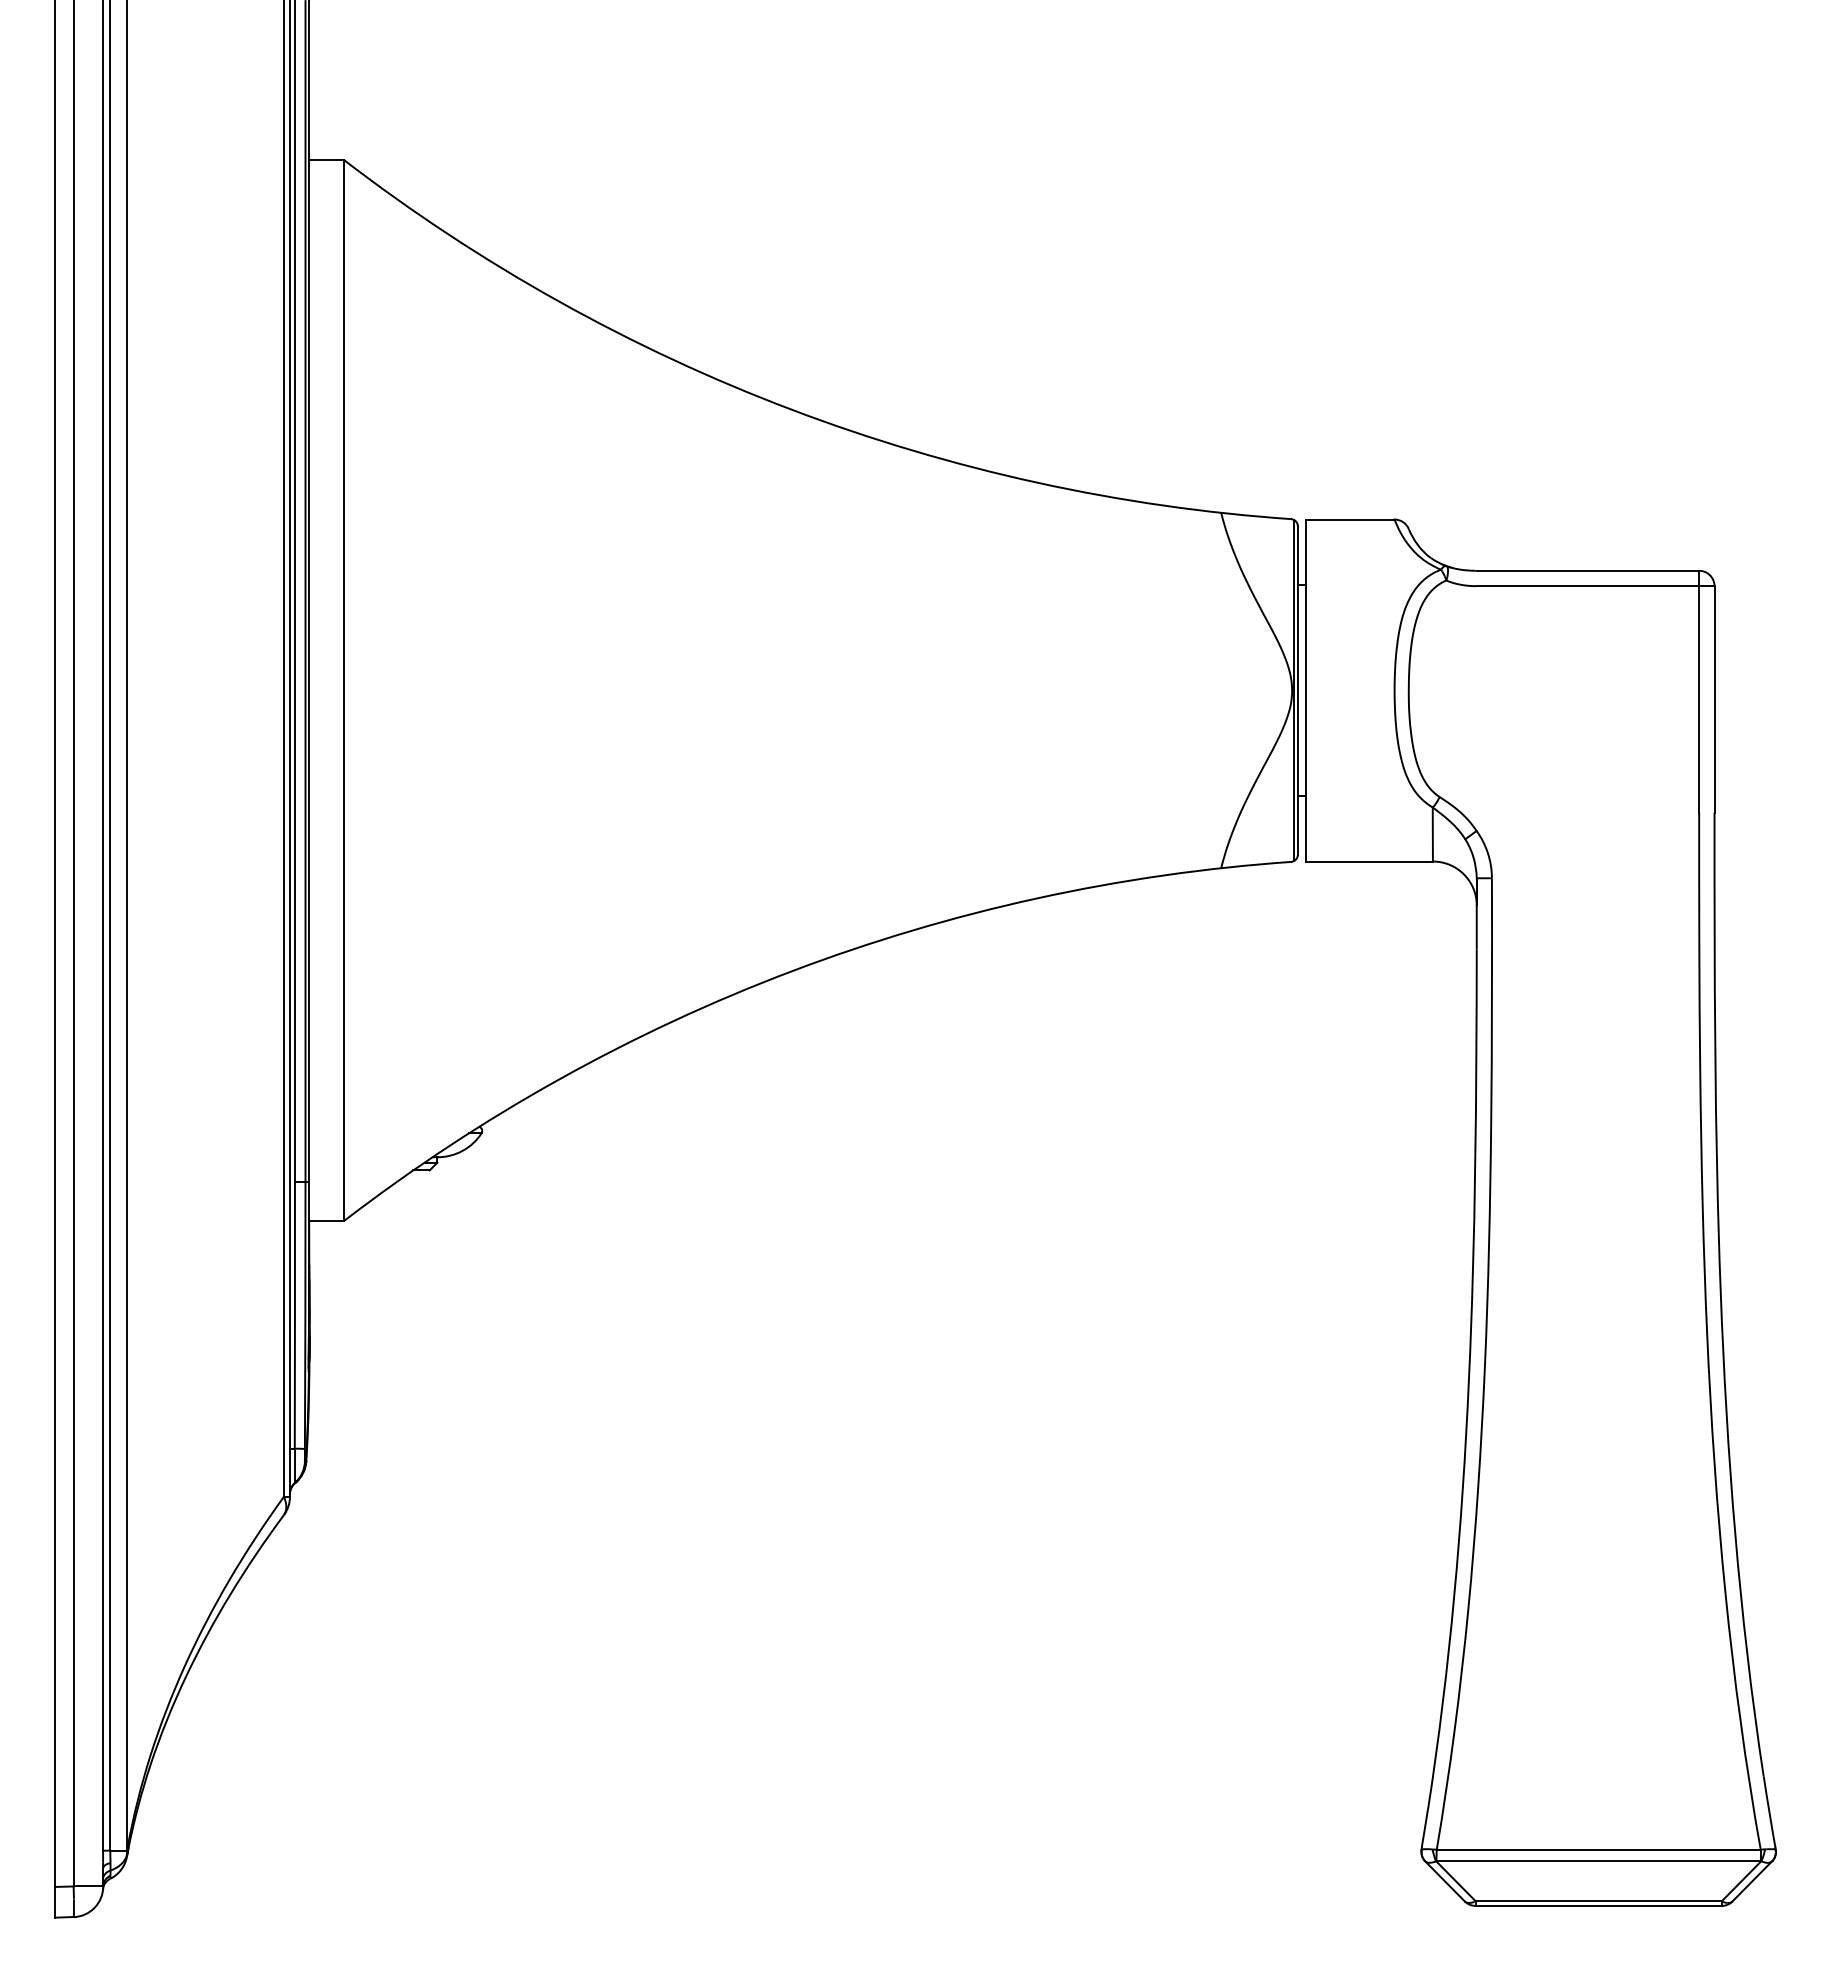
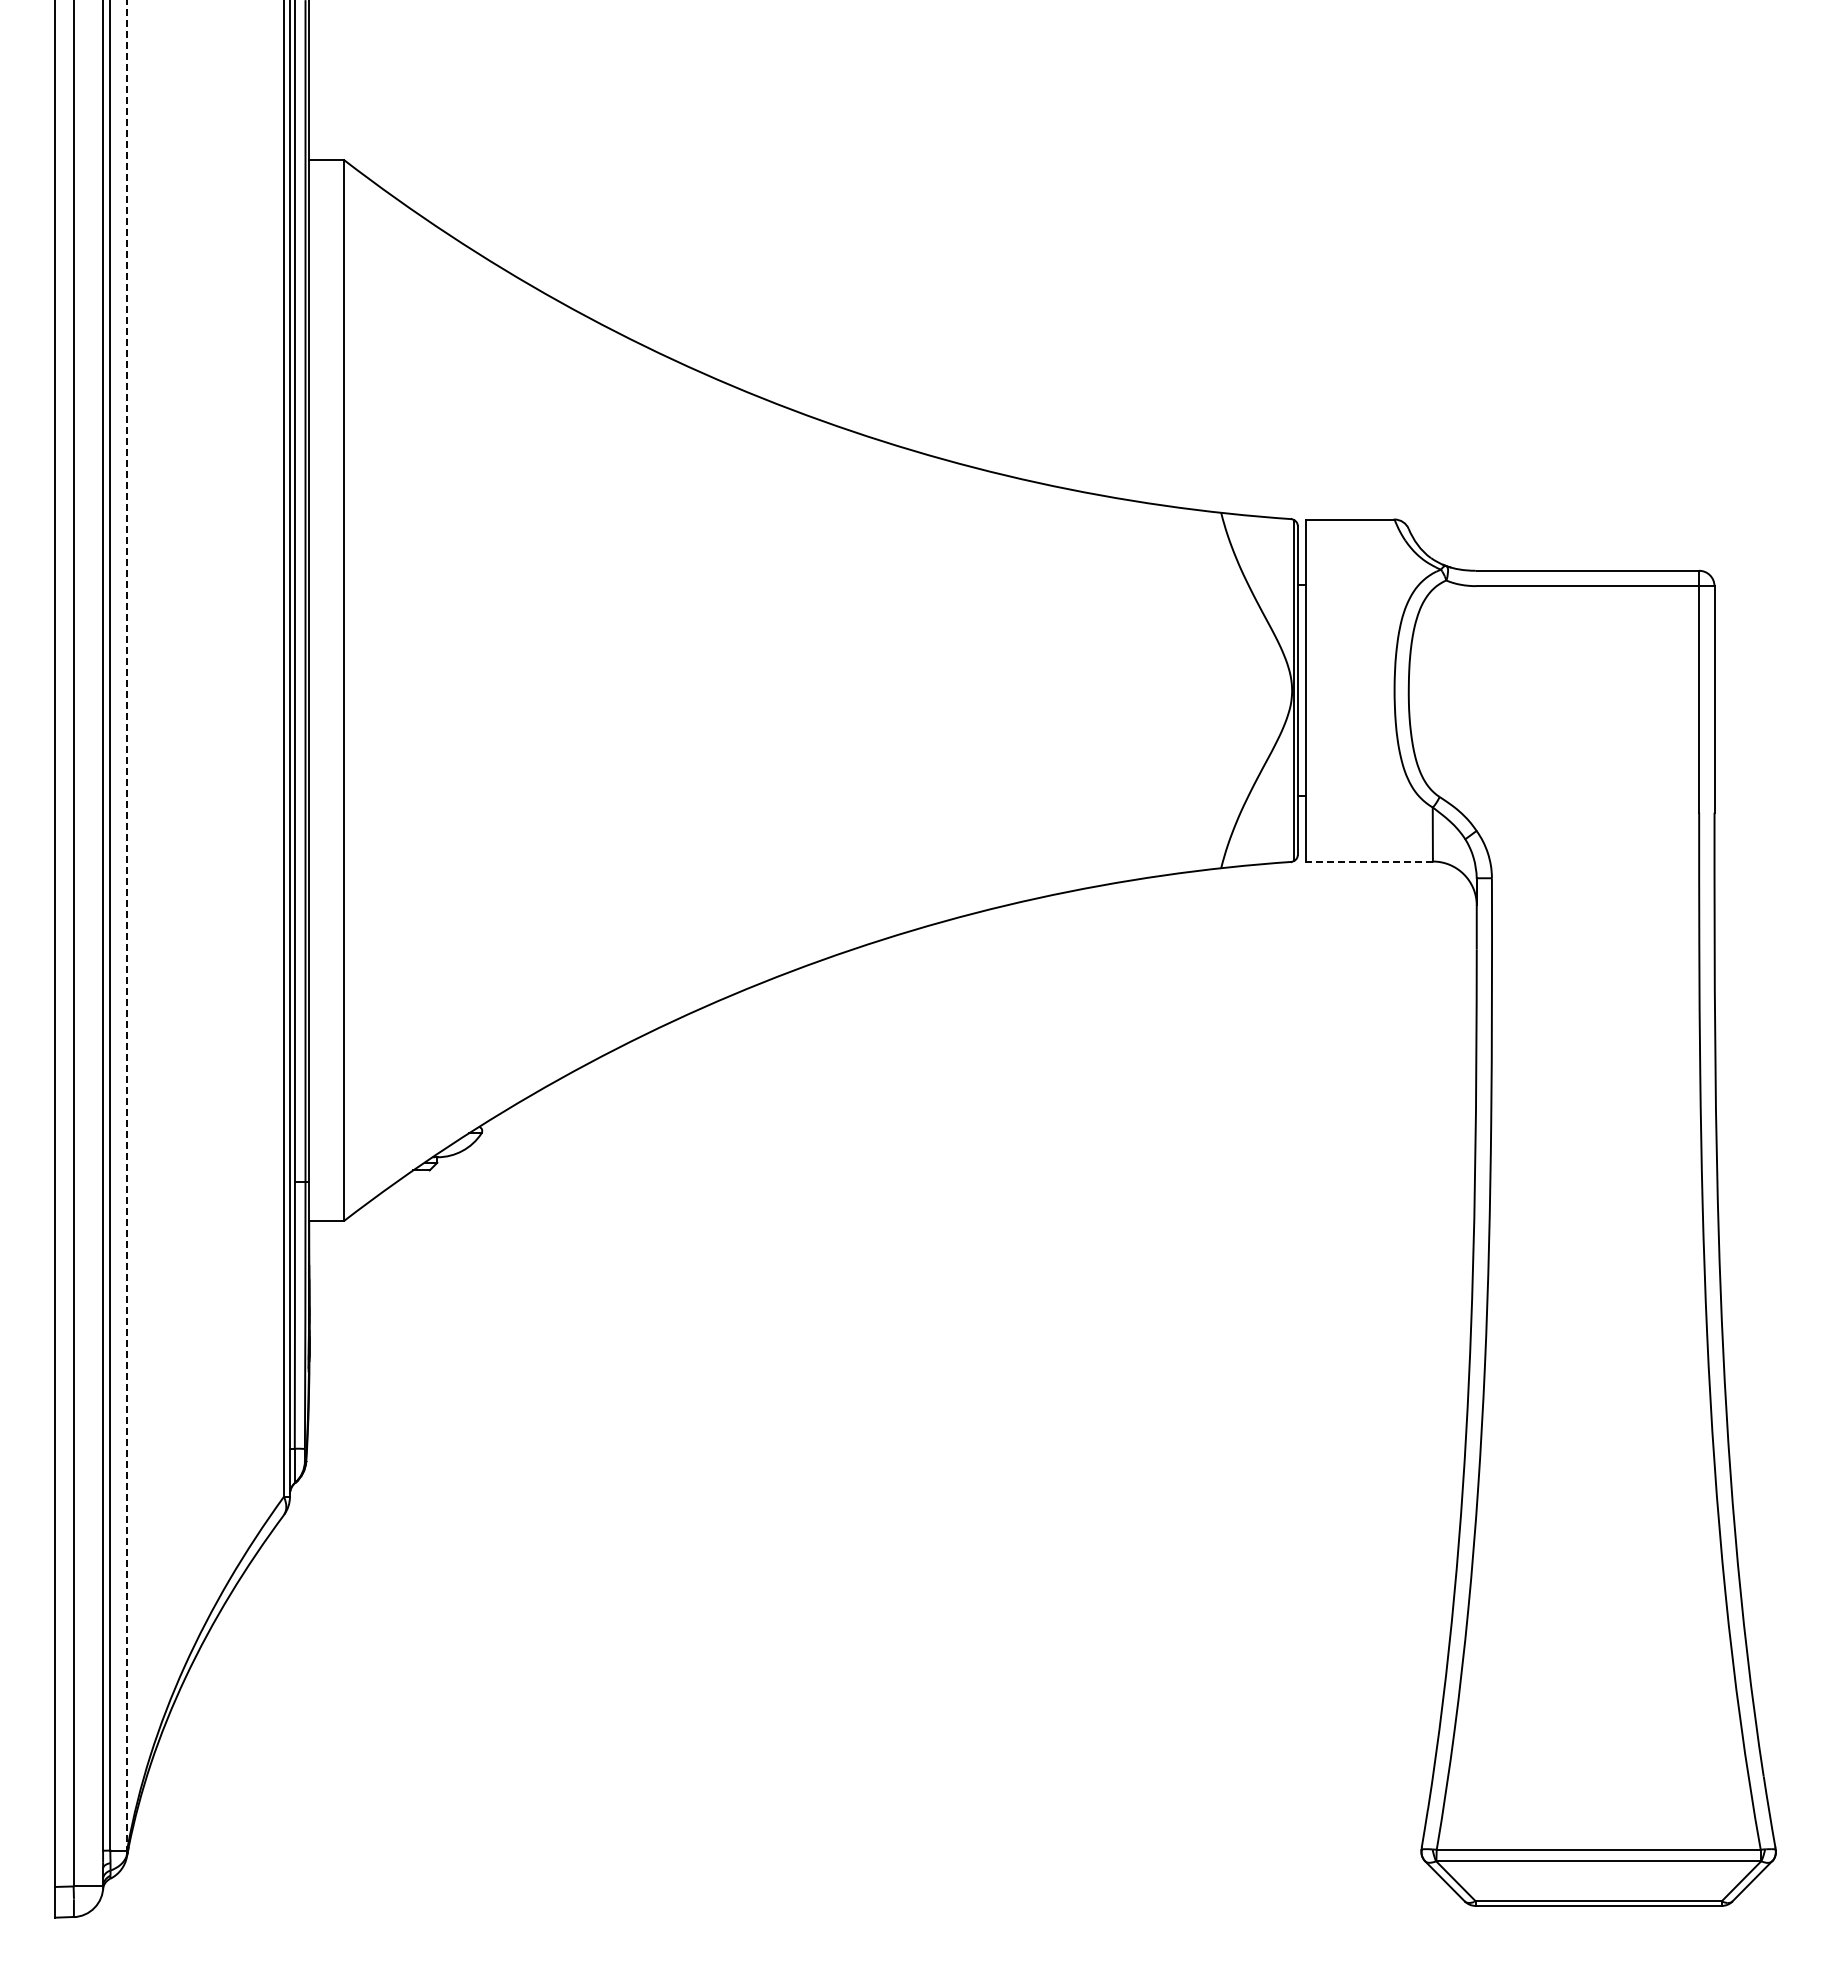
line: solid -> dashed (1369, 861)
line: solid -> dashed (126, 925)
